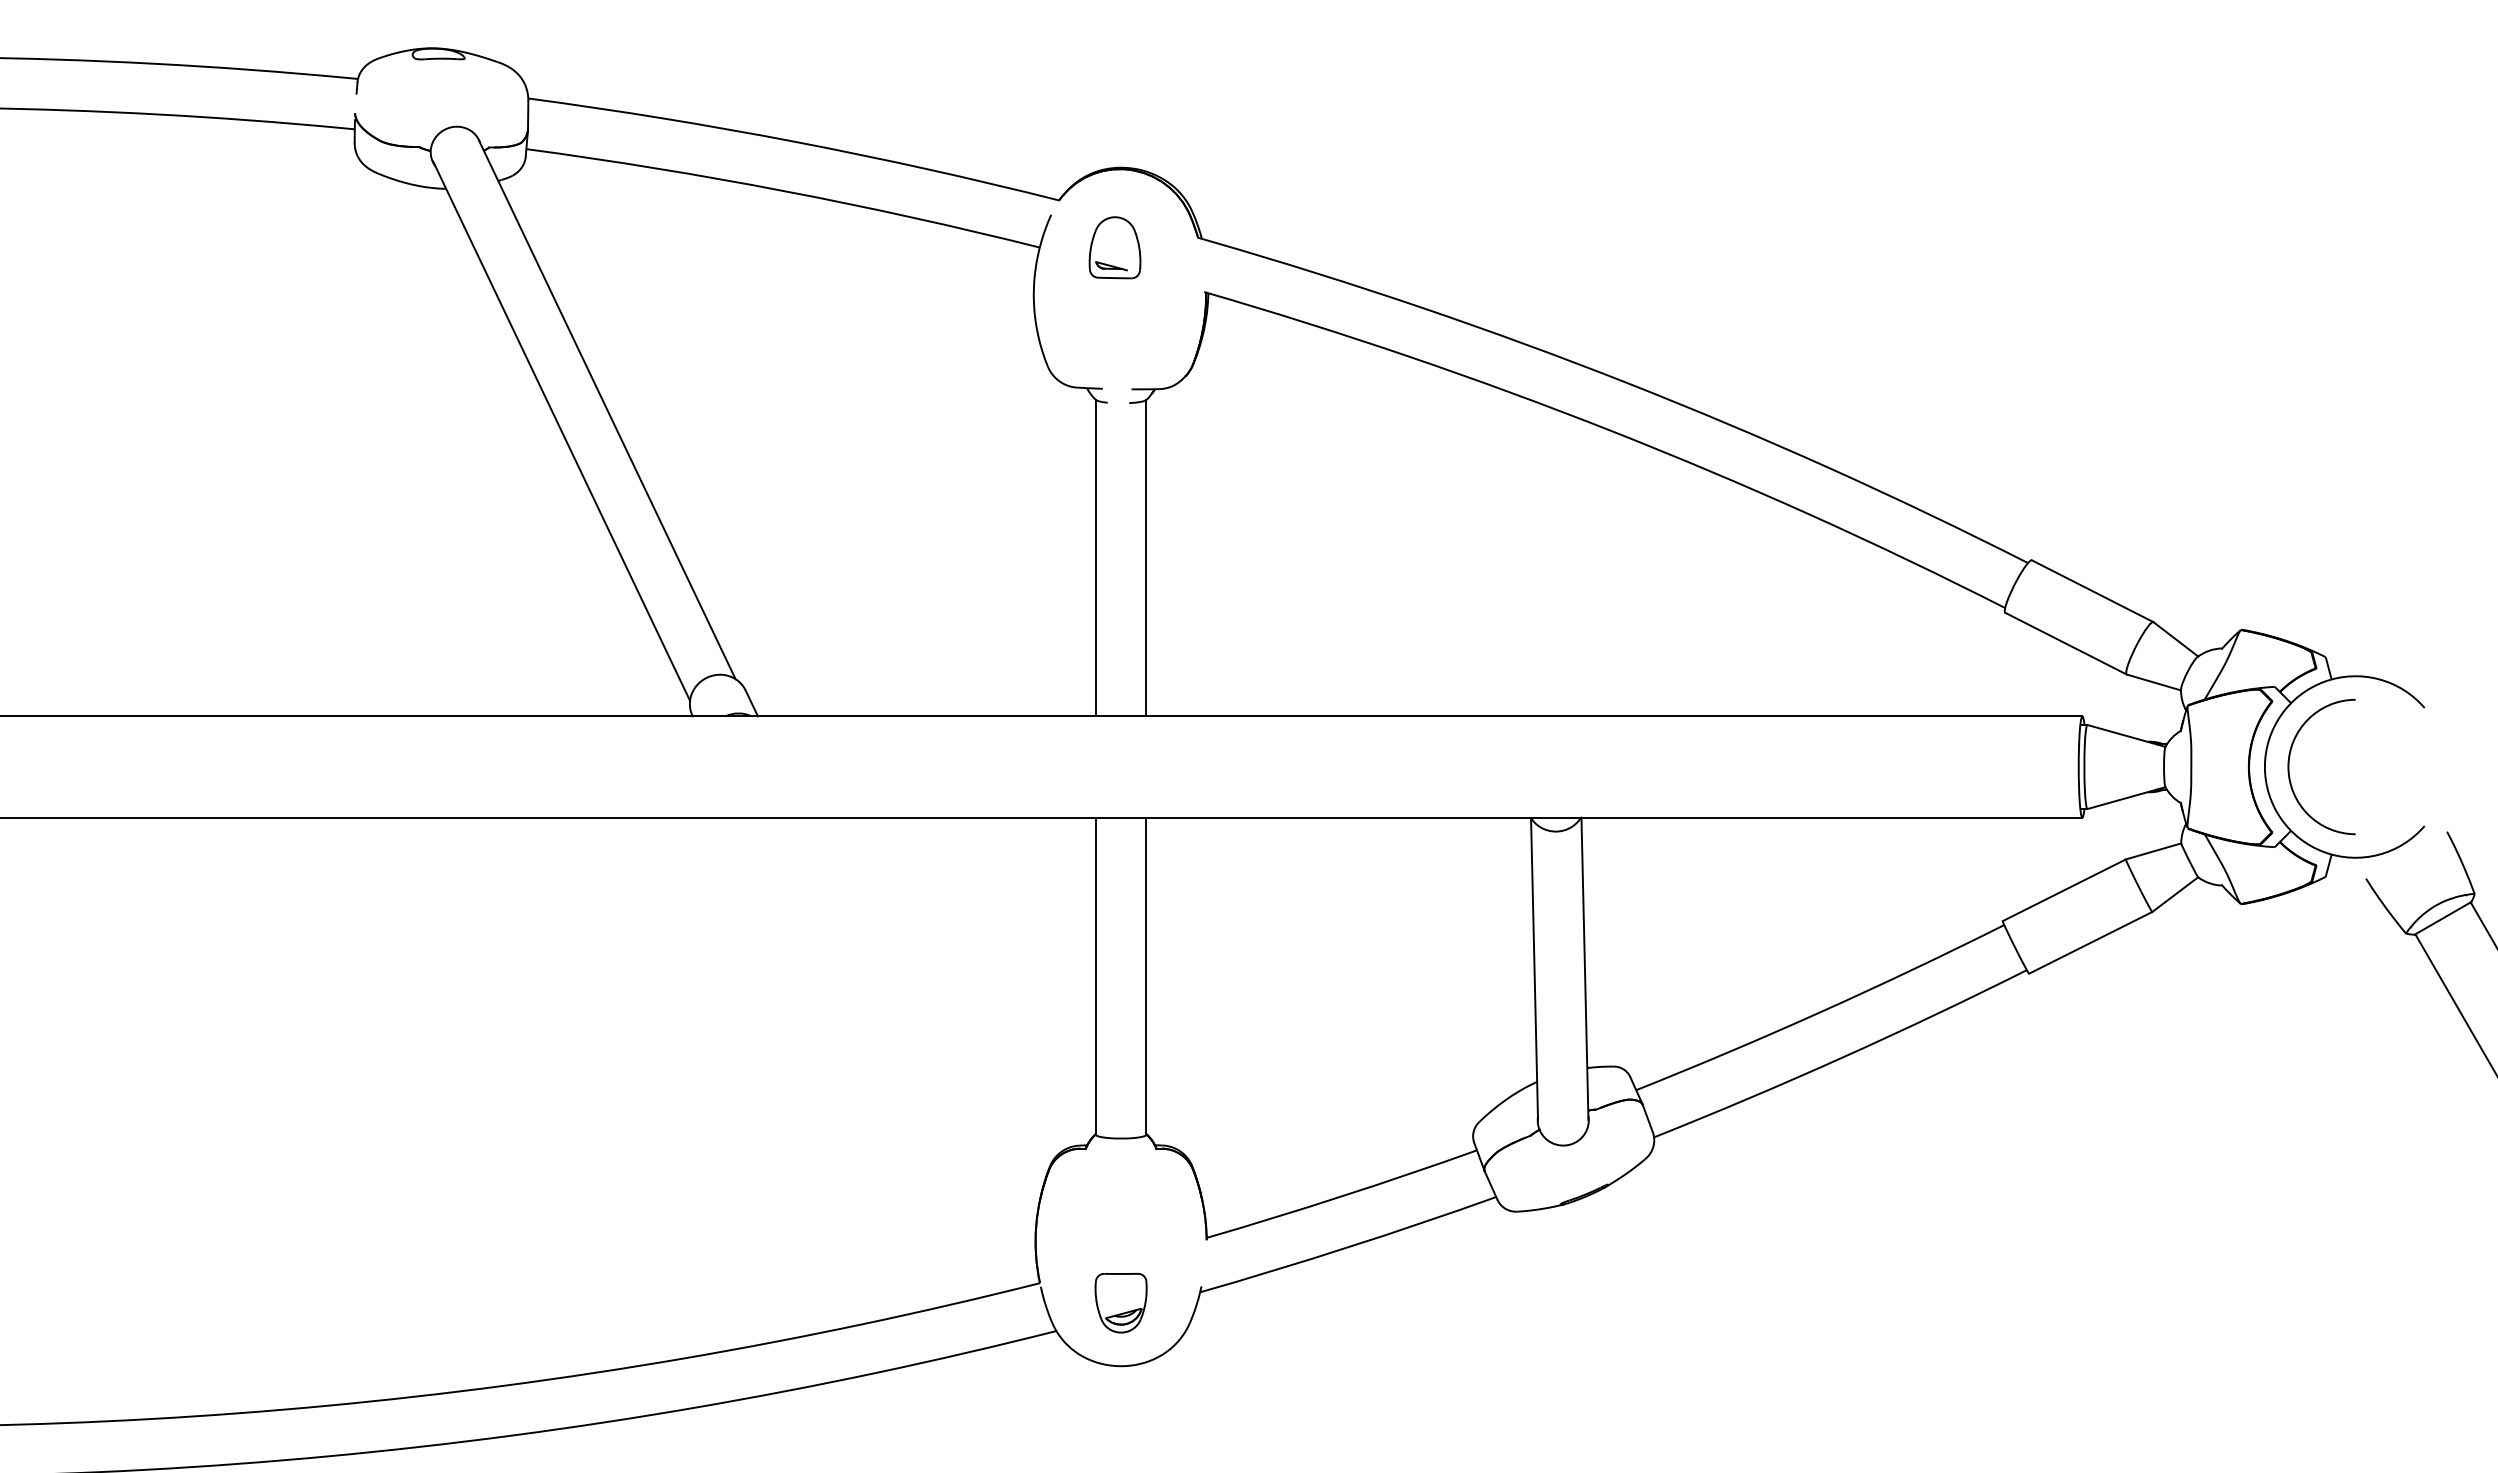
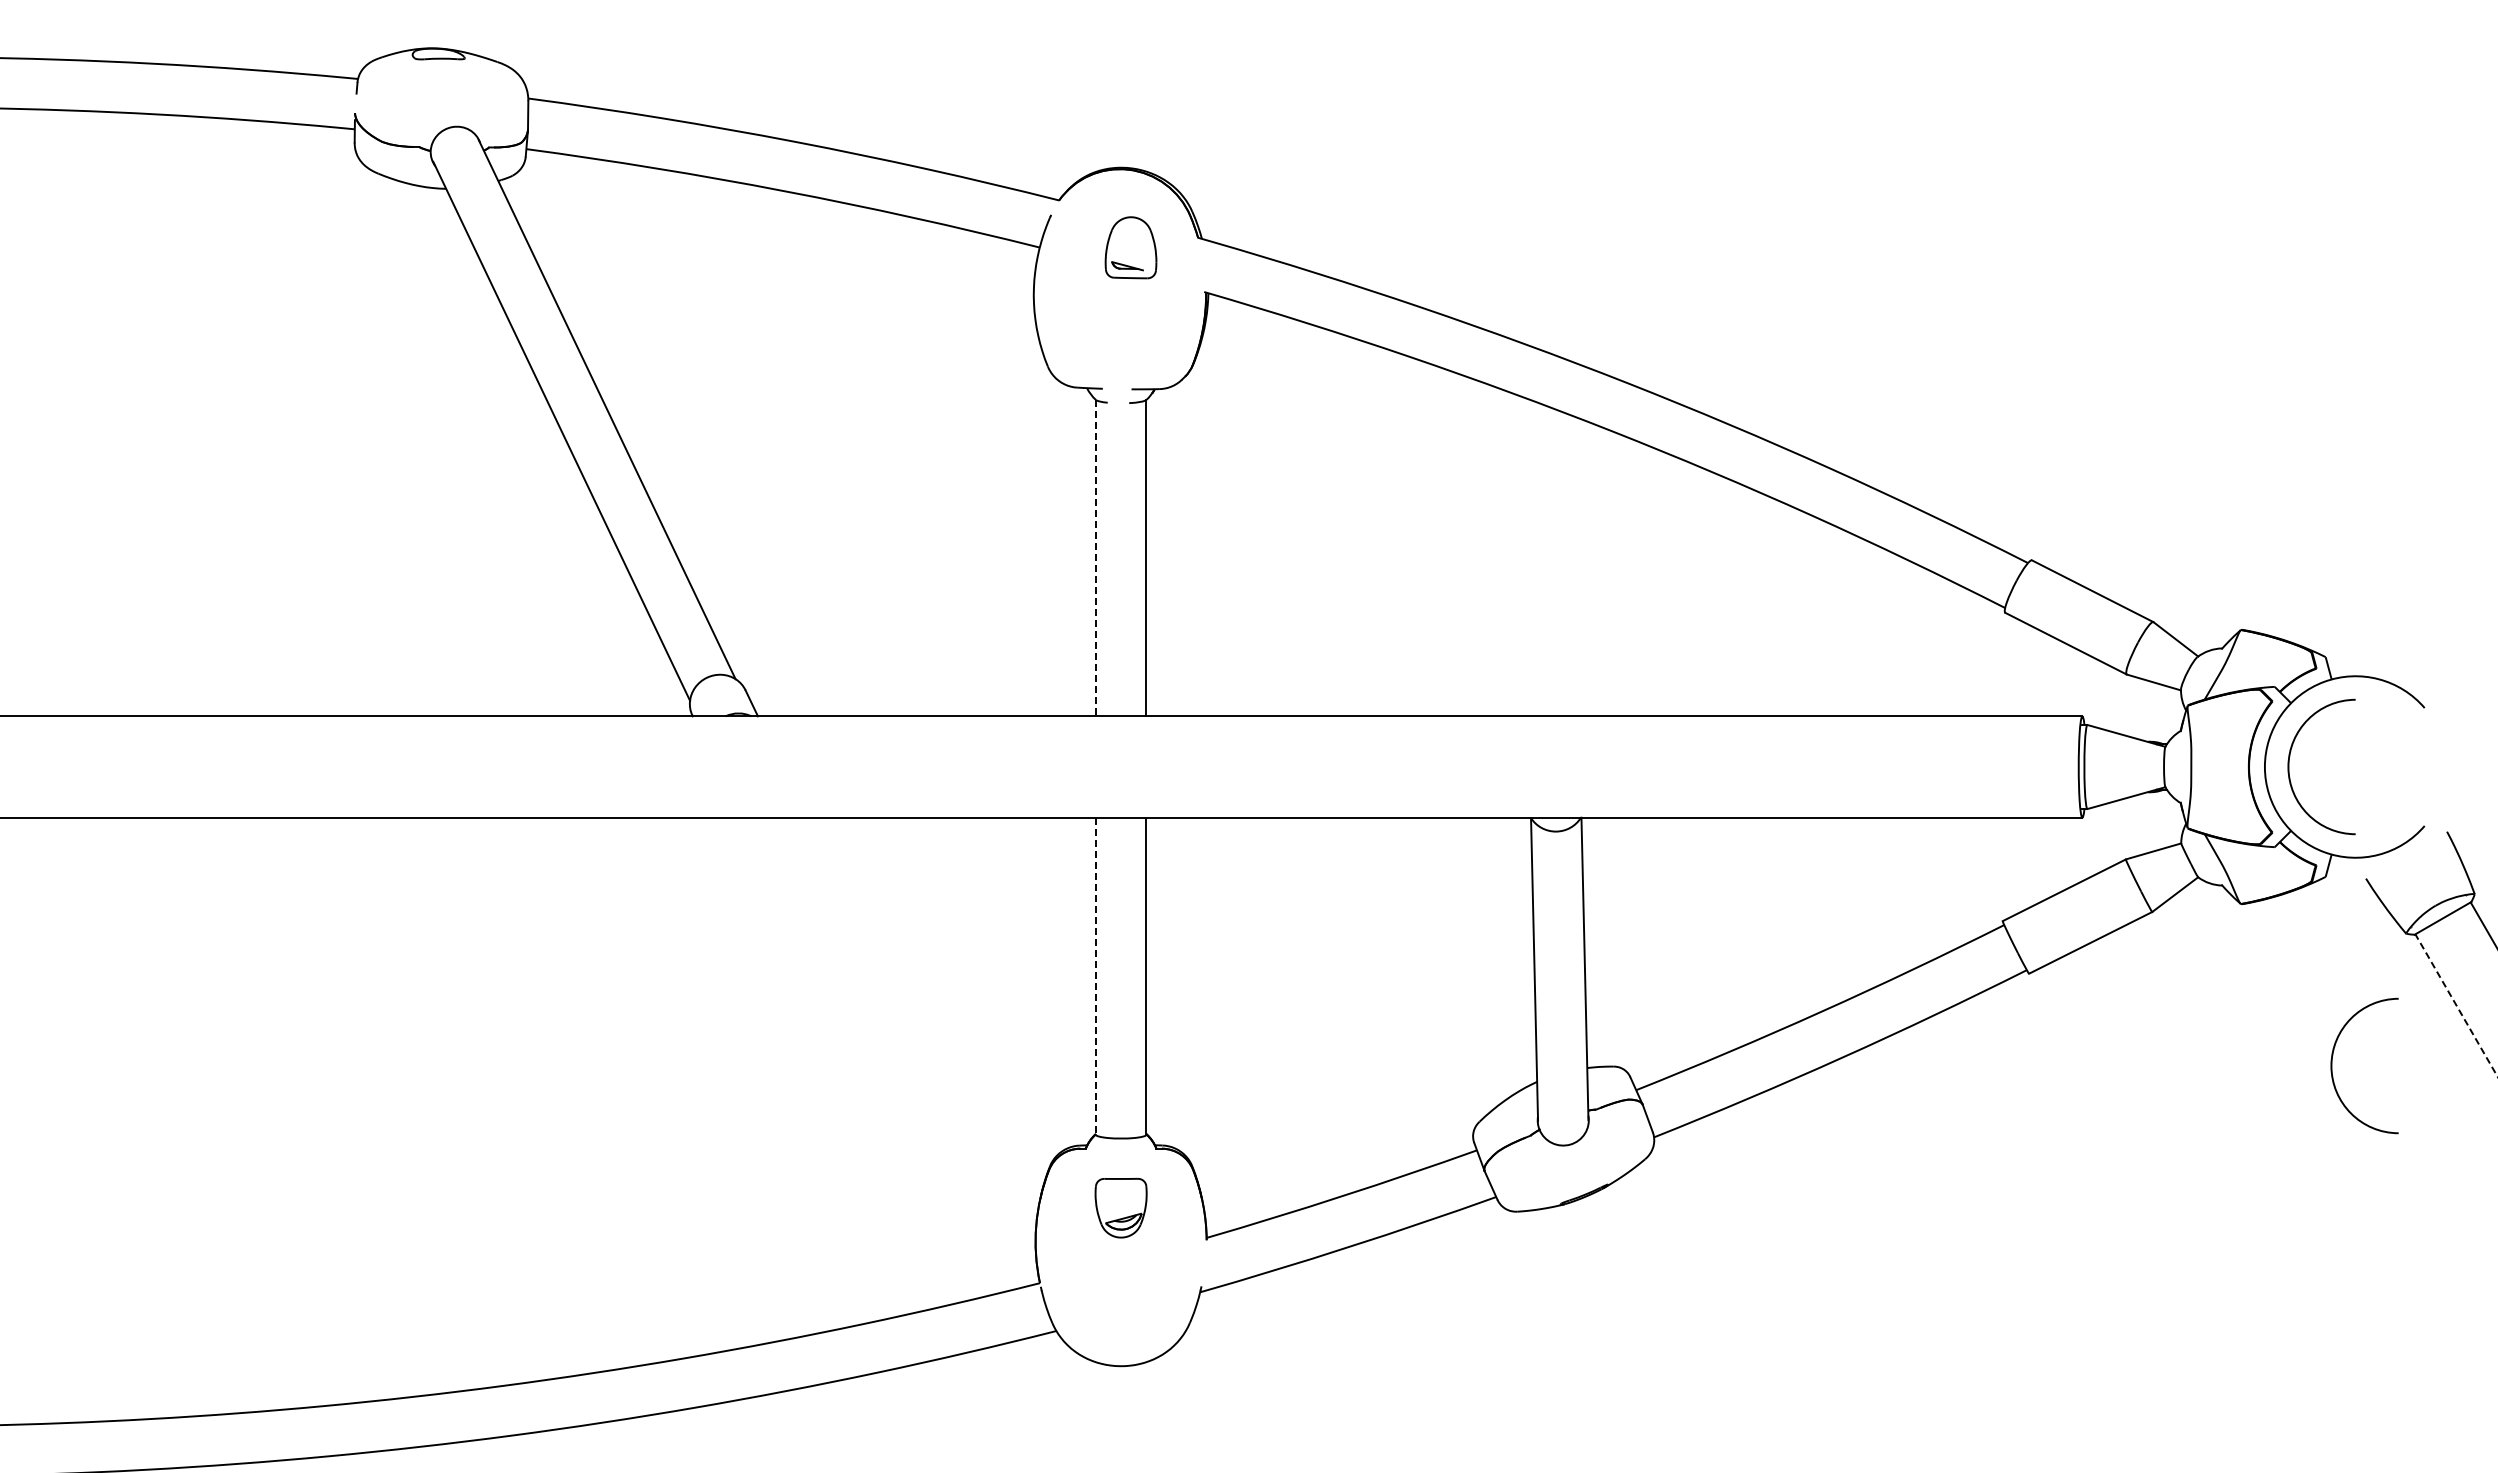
part position: (1114, 247) -> (1130, 247) (1130, 247)
line: solid -> dashed (1095, 558)
line: solid -> dashed (1095, 976)
line: solid -> dashed (2456, 1005)
arc: none -> present (2332, 1065)
part position: (1120, 1303) -> (1120, 1208) (1120, 1208)
